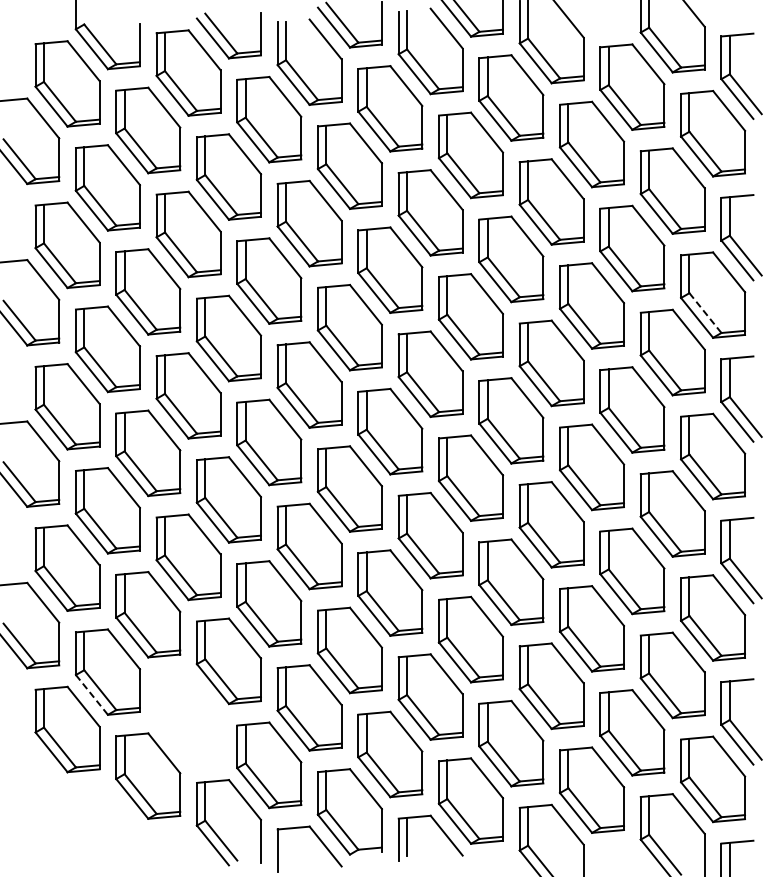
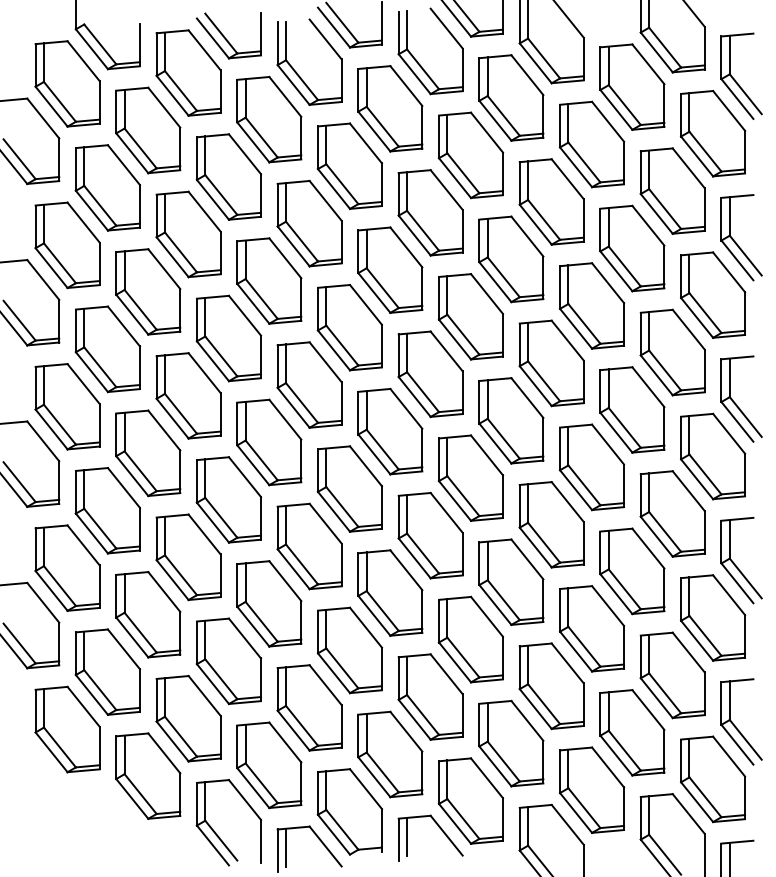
line: dashed -> solid (705, 313)
line: dashed -> solid (91, 694)
part: none -> present (188, 718)
line: none -> present (286, 847)
